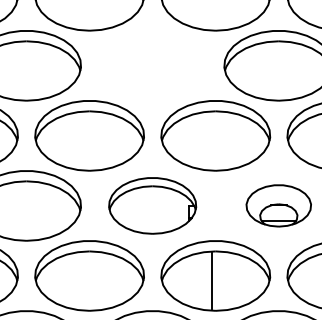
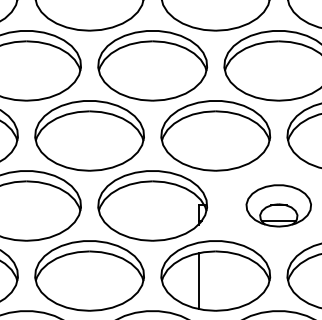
part: none -> present (152, 65)
part size: 90x58 px -> 111x72 px (152, 205)
line position: (211, 281) -> (198, 281) (198, 281)
